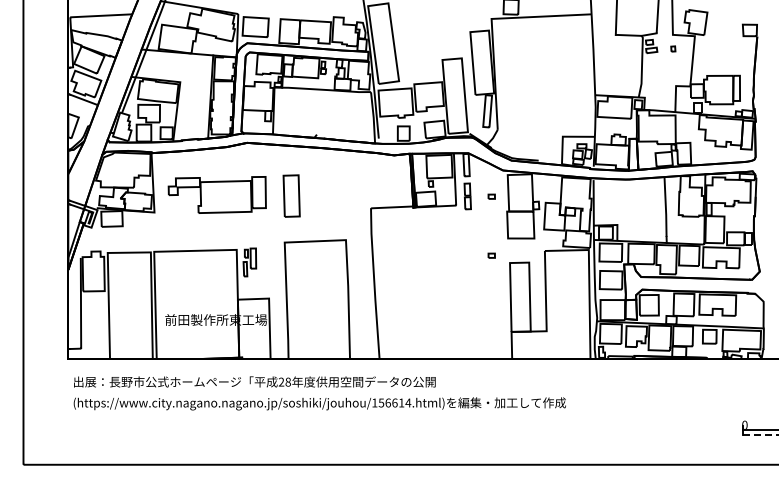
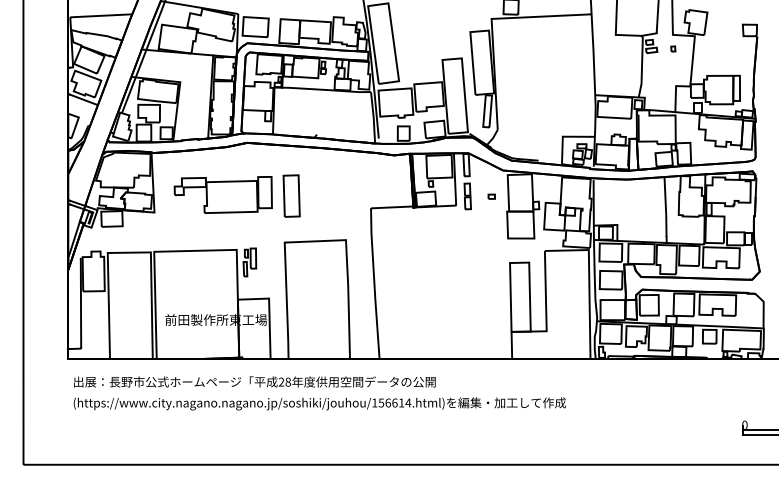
part position: (216, 194) -> (222, 194) (222, 194)
part: present -> none (491, 255)
line: dashed -> solid (761, 434)
